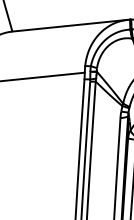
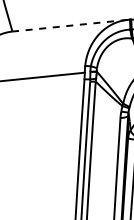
line: solid -> dashed (69, 25)
